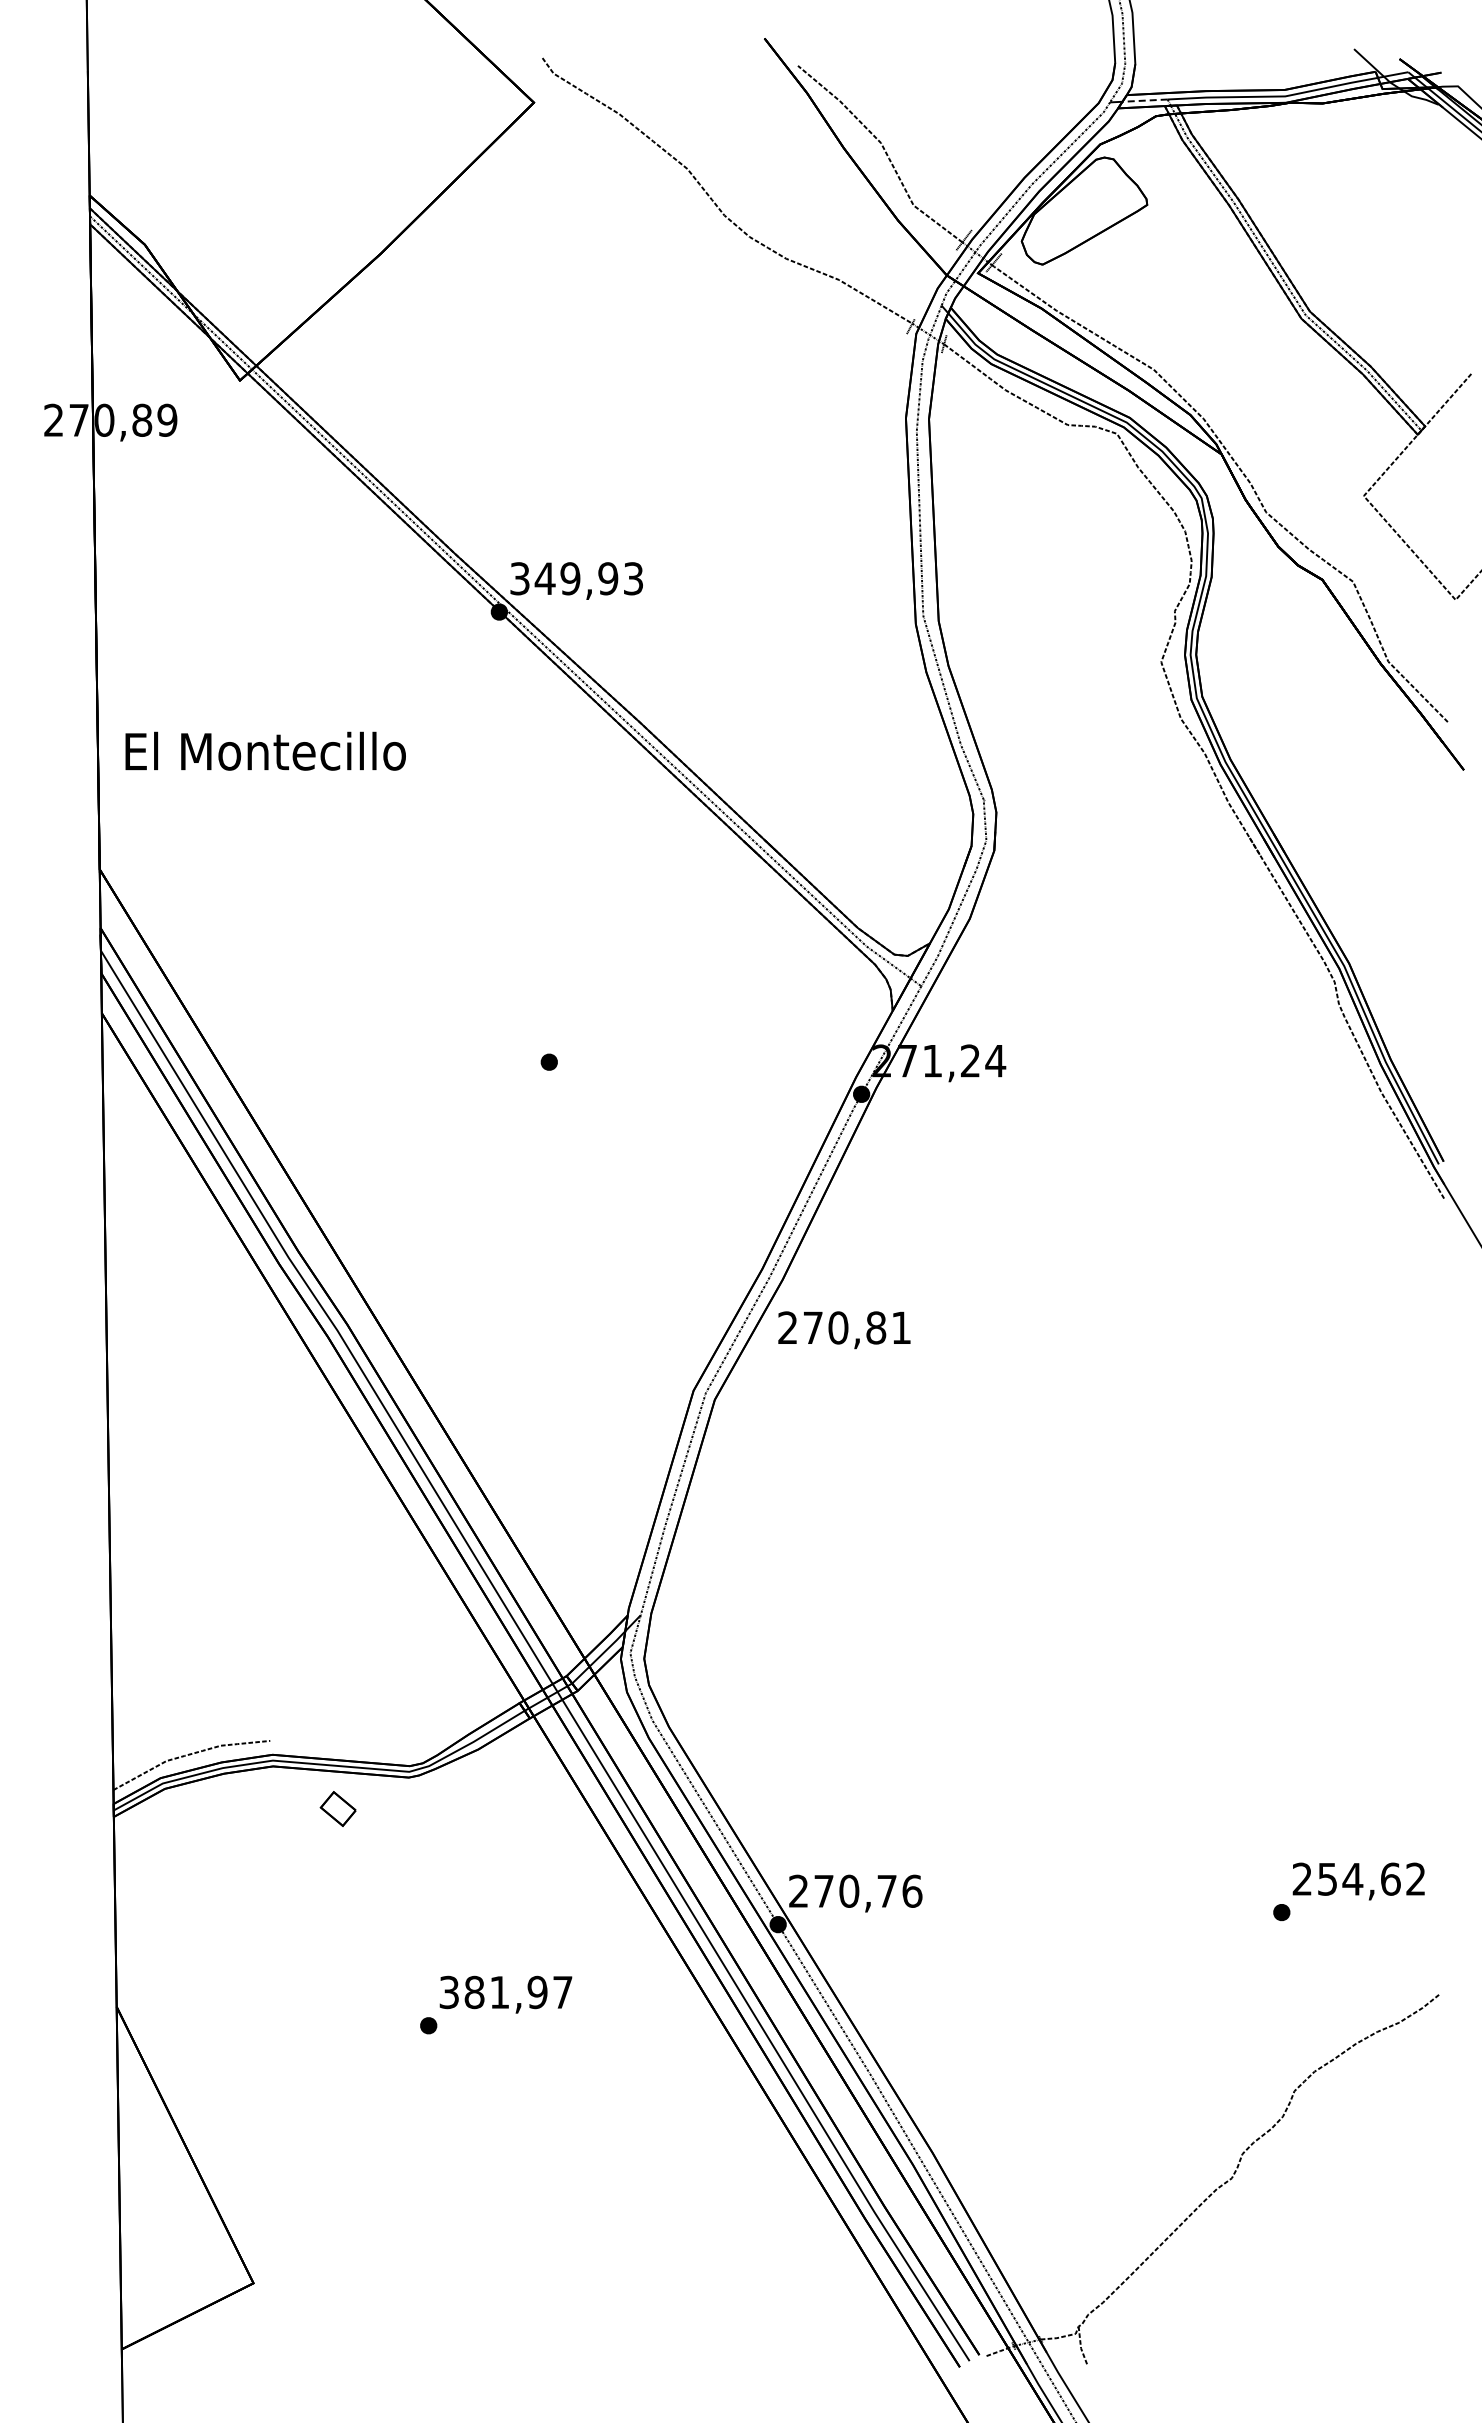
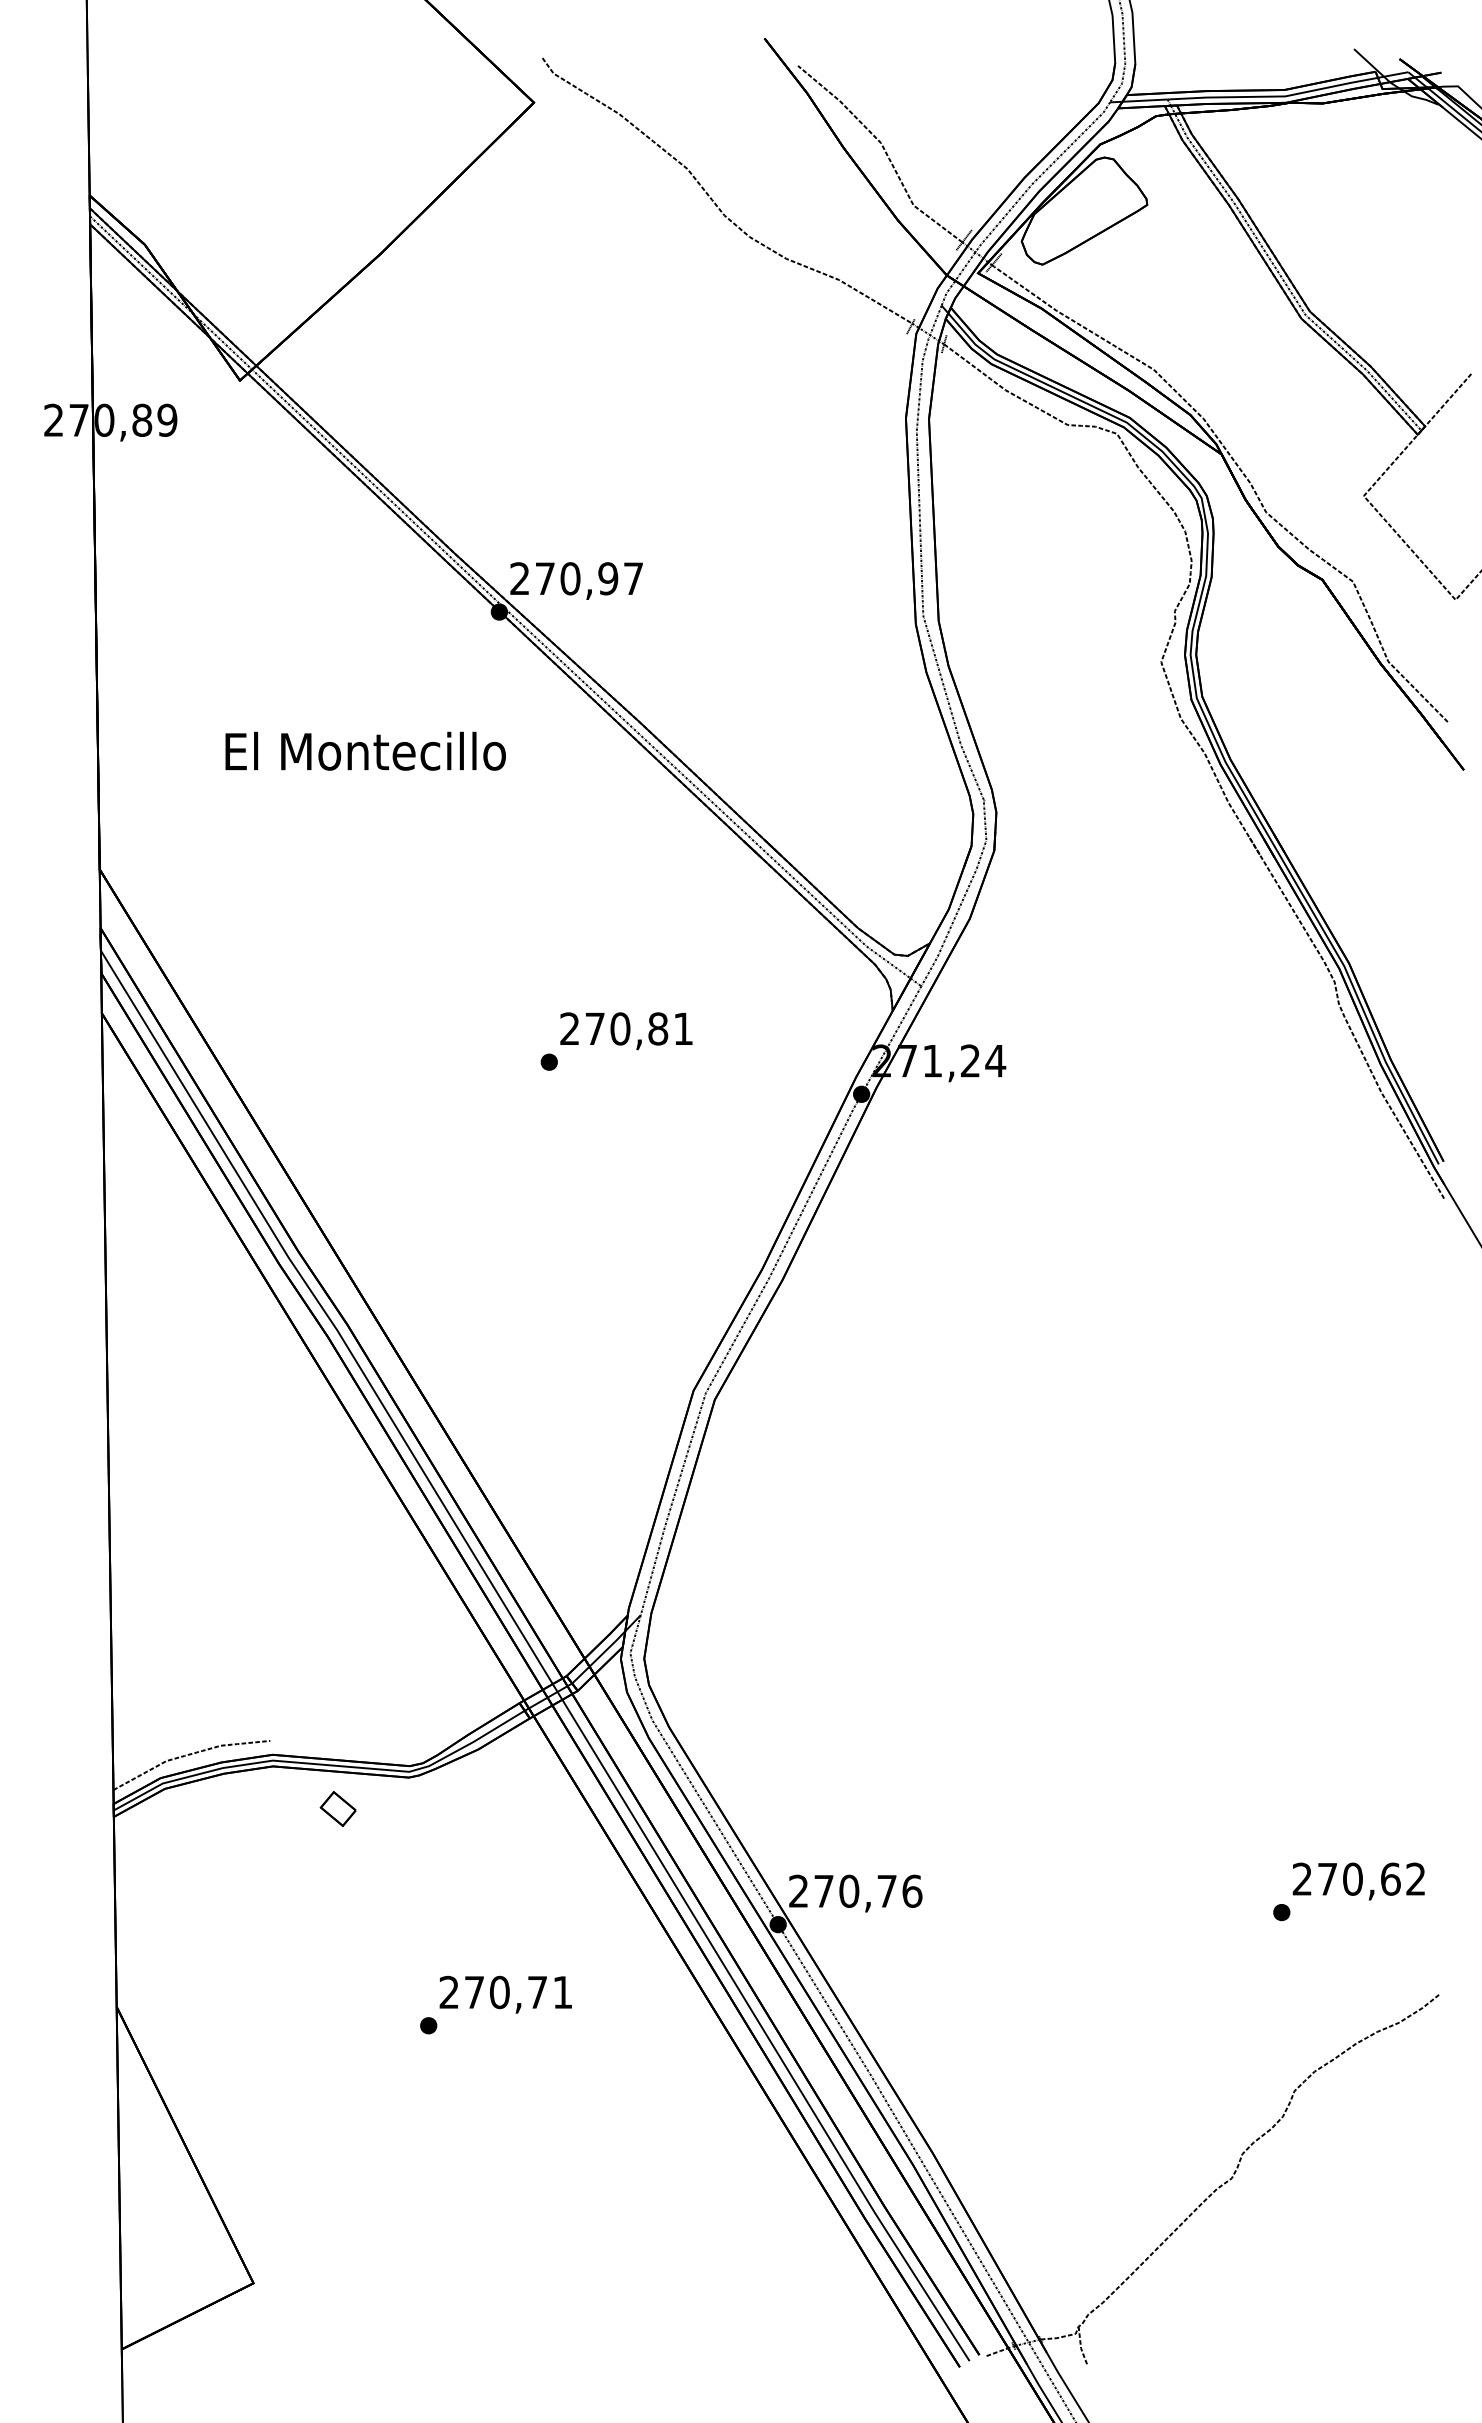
line: dashed -> solid (1145, 100)
text: 349,93 -> 270,97 (576, 578)
text position: (265, 750) -> (365, 750) (365, 750)
text position: (844, 1330) -> (626, 1031) (626, 1031)
text: 254,62 -> 270,62 (1340, 1878)
text: 381,97 -> 270,71 (505, 1992)
